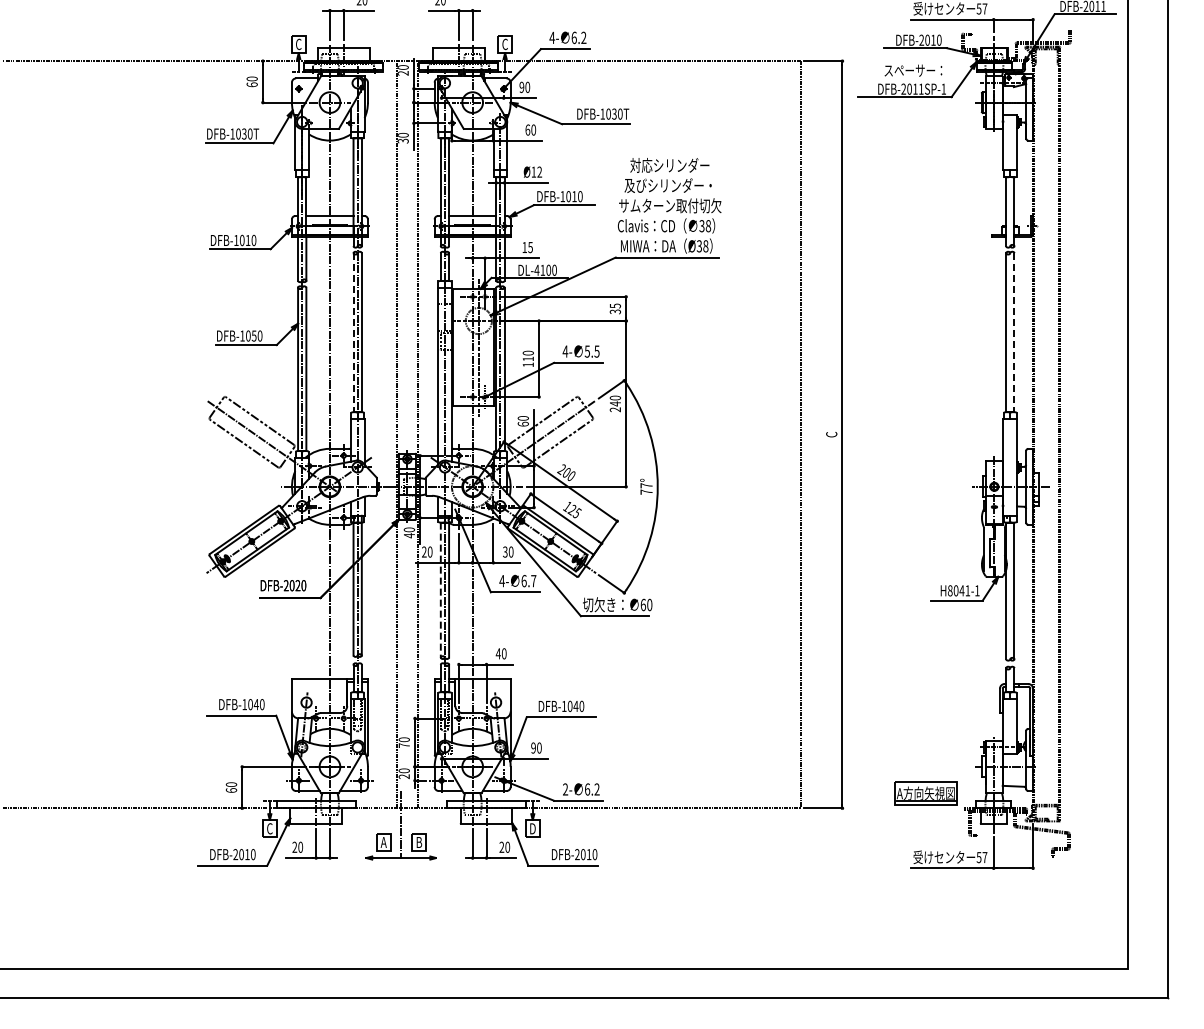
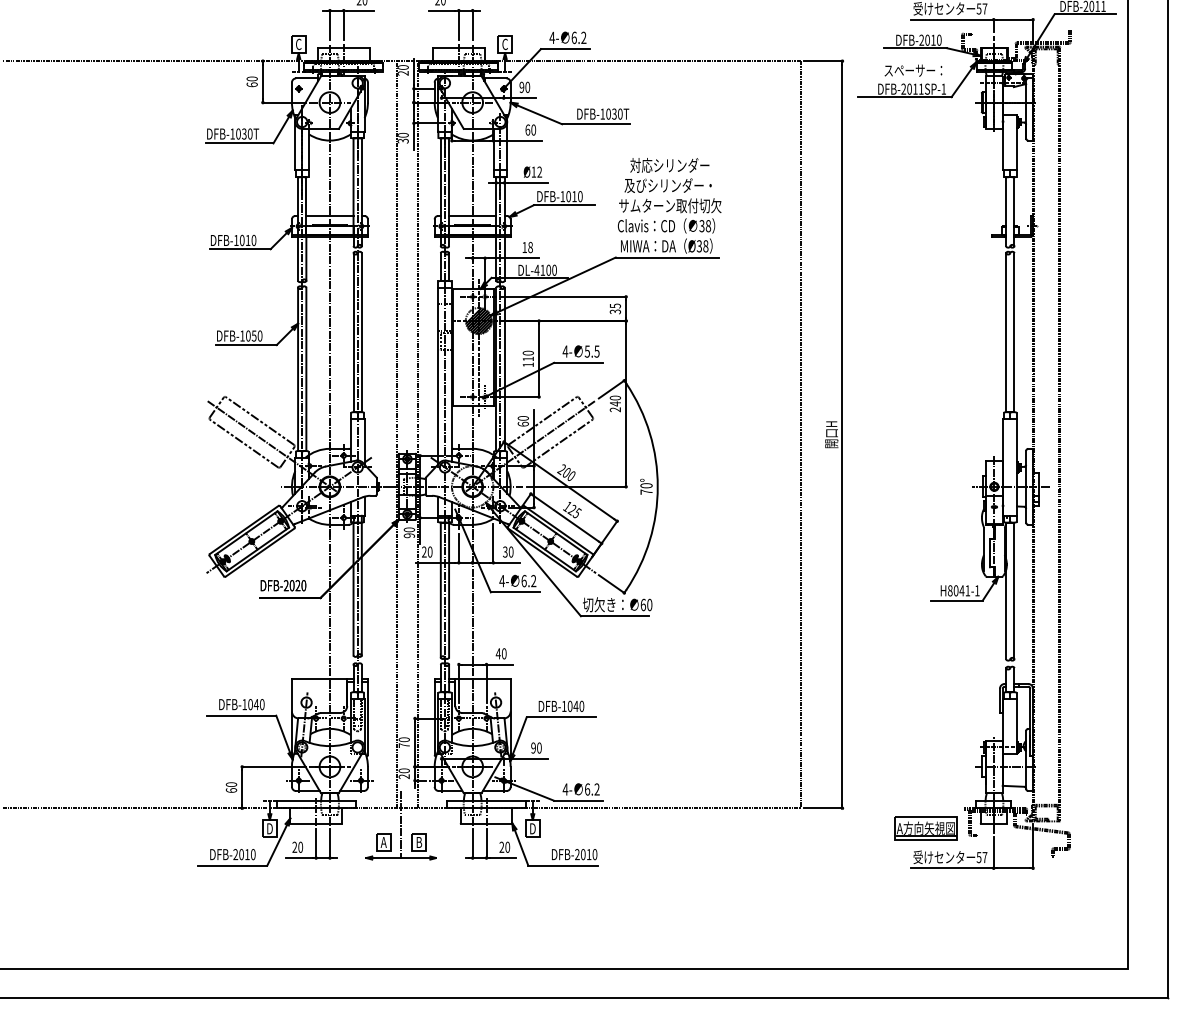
text: 15 -> 18 (530, 246)
hatch: none -> present (479, 321)
line: dashed -> solid (353, 332)
line: dashed -> solid (1014, 332)
text: C -> 開口H (831, 434)
text: 77° -> 70° (646, 485)
text: 40 -> 90 (409, 535)
text: 6.7 -> 6.2 (533, 580)
line: dashed -> solid (440, 590)
text: 2- -> 4- (565, 789)
part position: (925, 793) -> (925, 828) (925, 828)
text: C -> D (269, 828)
